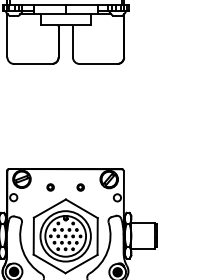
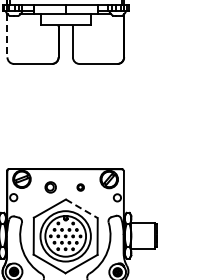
line: solid -> dashed (7, 36)
part size: 9x9 px -> 13x13 px (50, 187)
line: solid -> dashed (82, 209)
